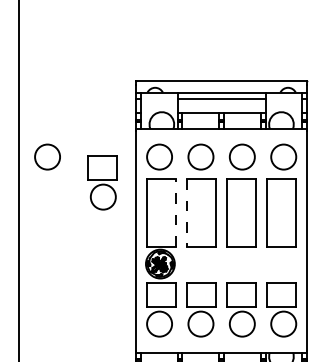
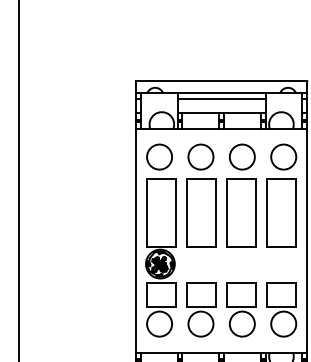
circle: present -> none (47, 156)
part: present -> none (102, 182)
line: dashed -> solid (176, 212)
line: dashed -> solid (187, 212)
